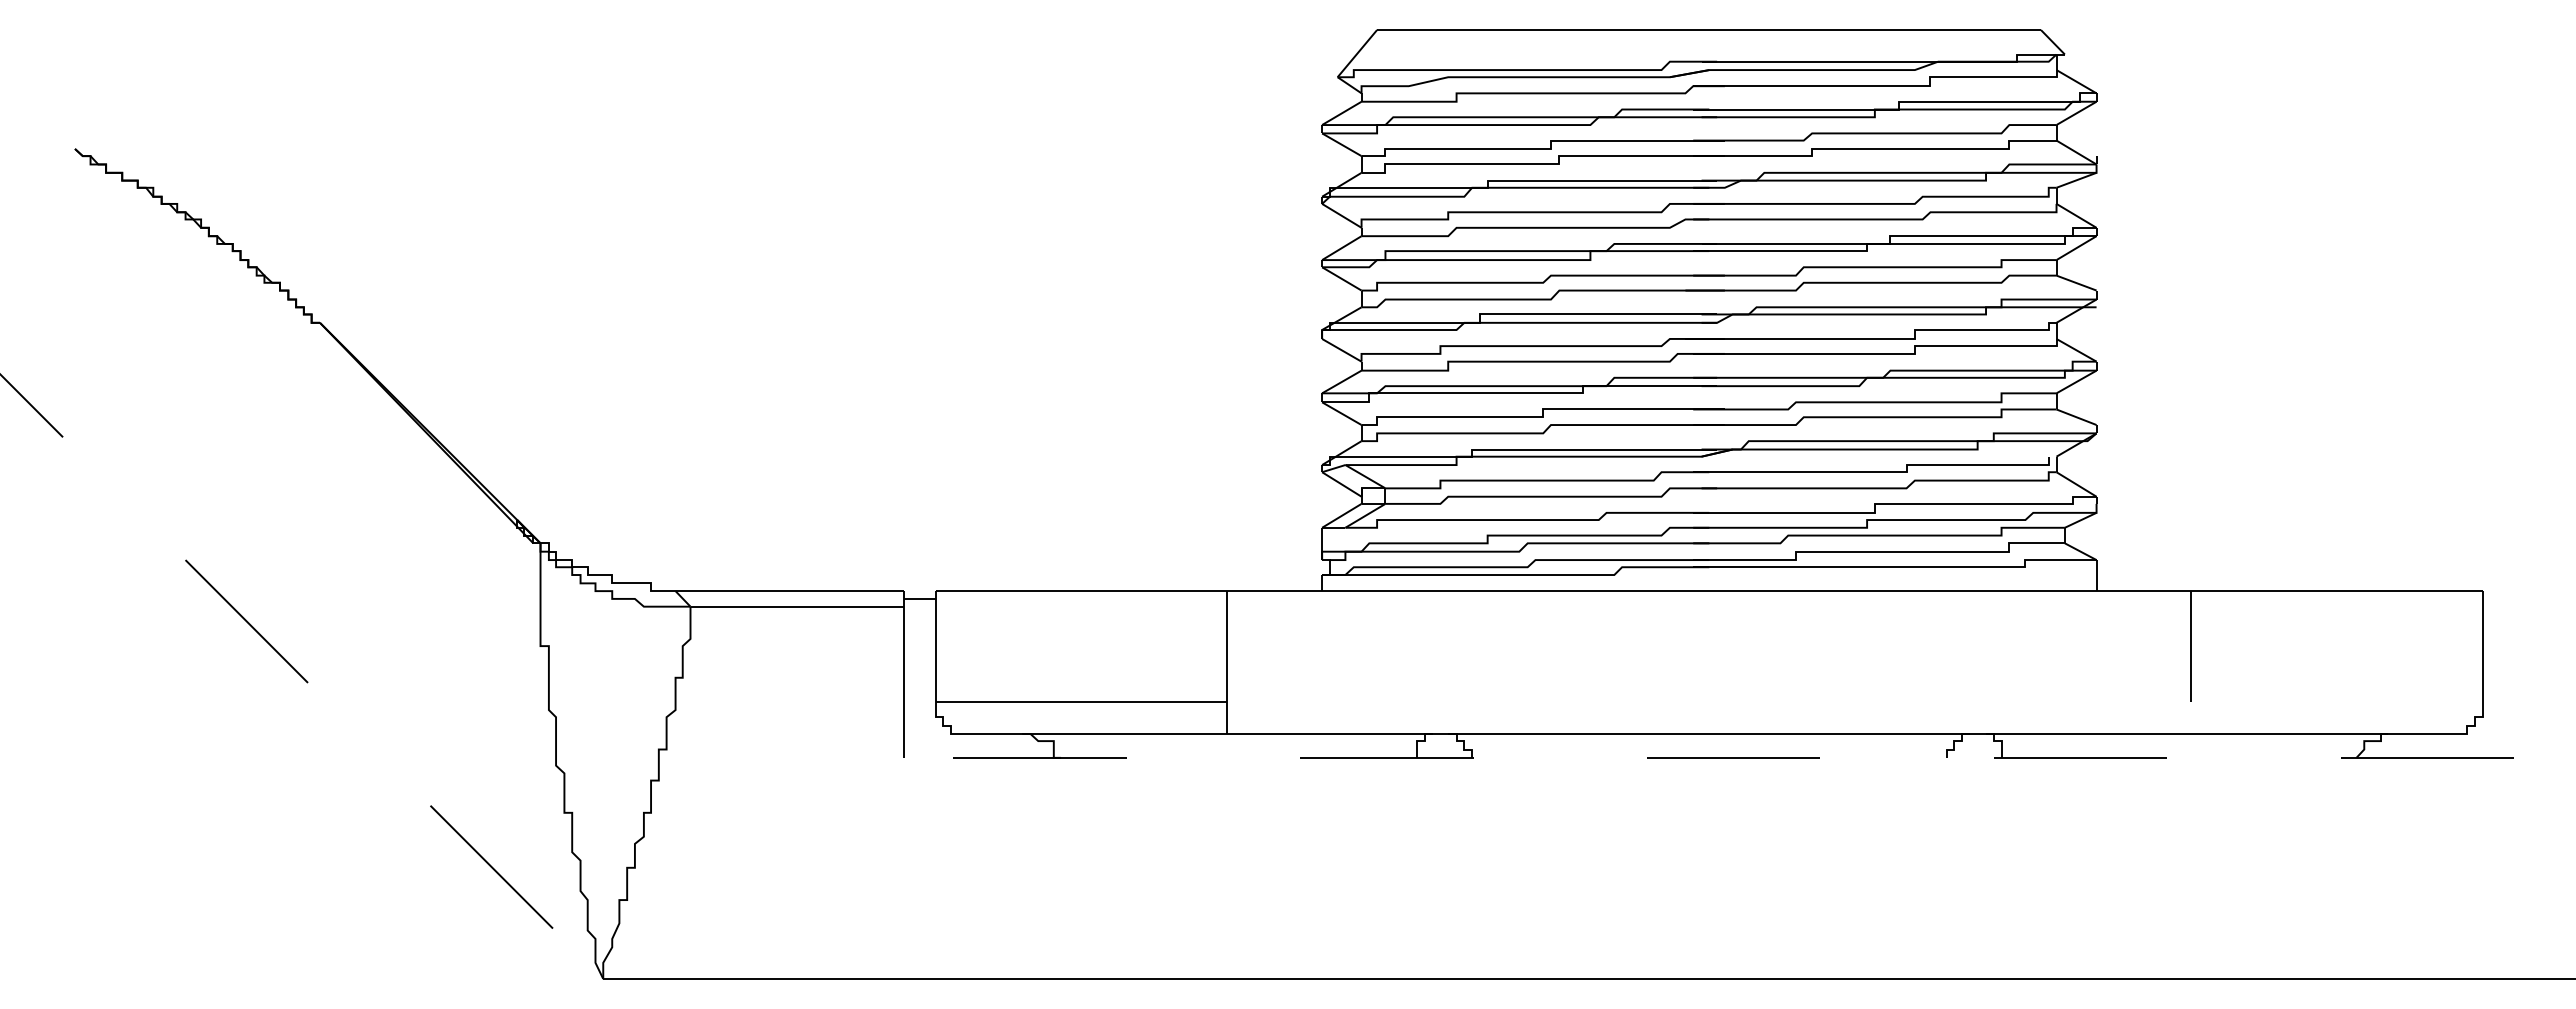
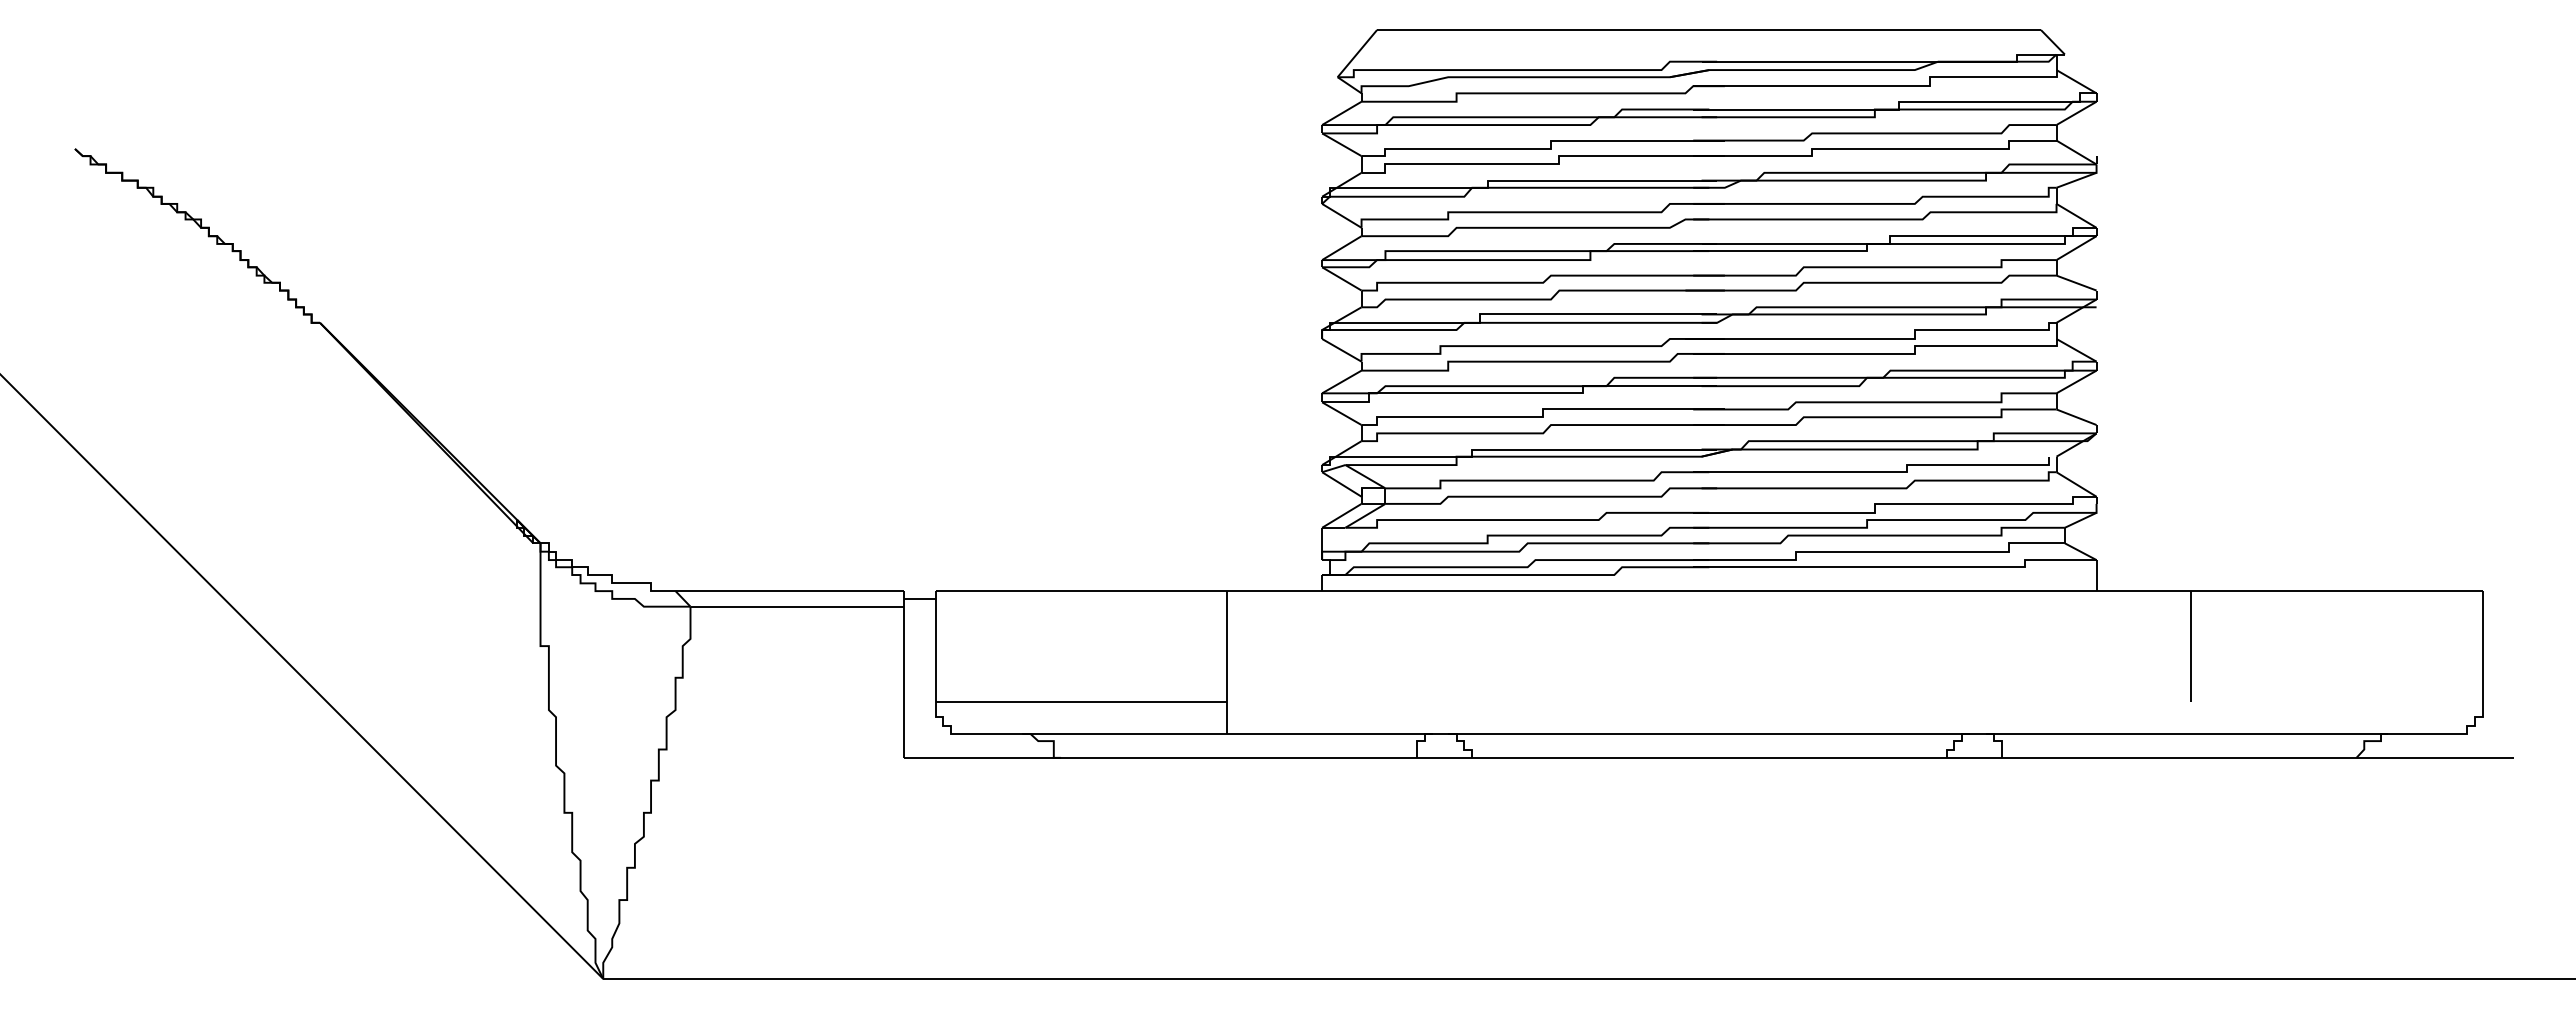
line: dashed -> solid (301, 676)
line: dashed -> solid (1708, 757)
